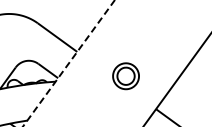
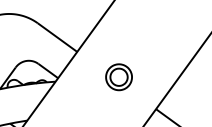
line: dashed -> solid (68, 63)
part position: (125, 76) -> (118, 77) (118, 77)
